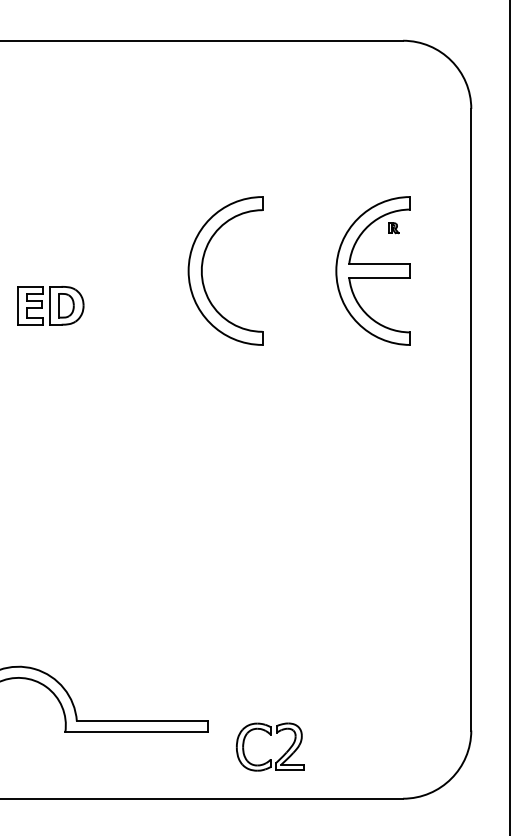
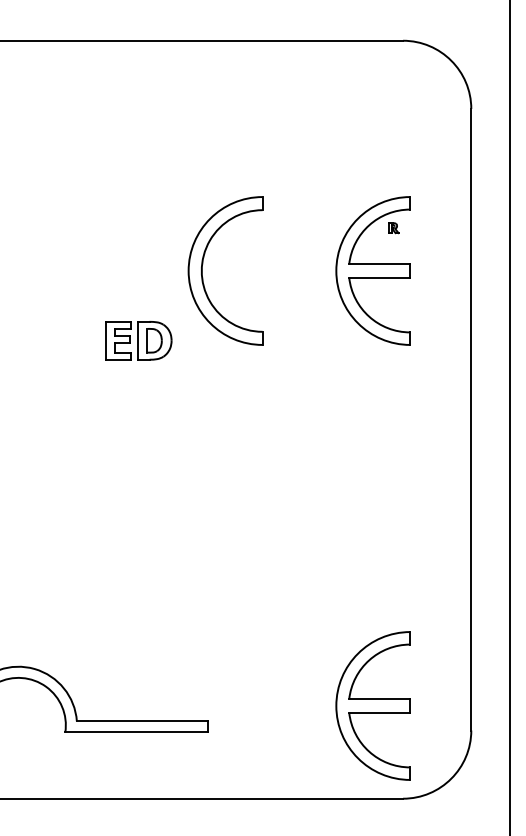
part position: (50, 305) -> (138, 340) (138, 340)
part: none -> present (372, 705)
part: present -> none (270, 735)
